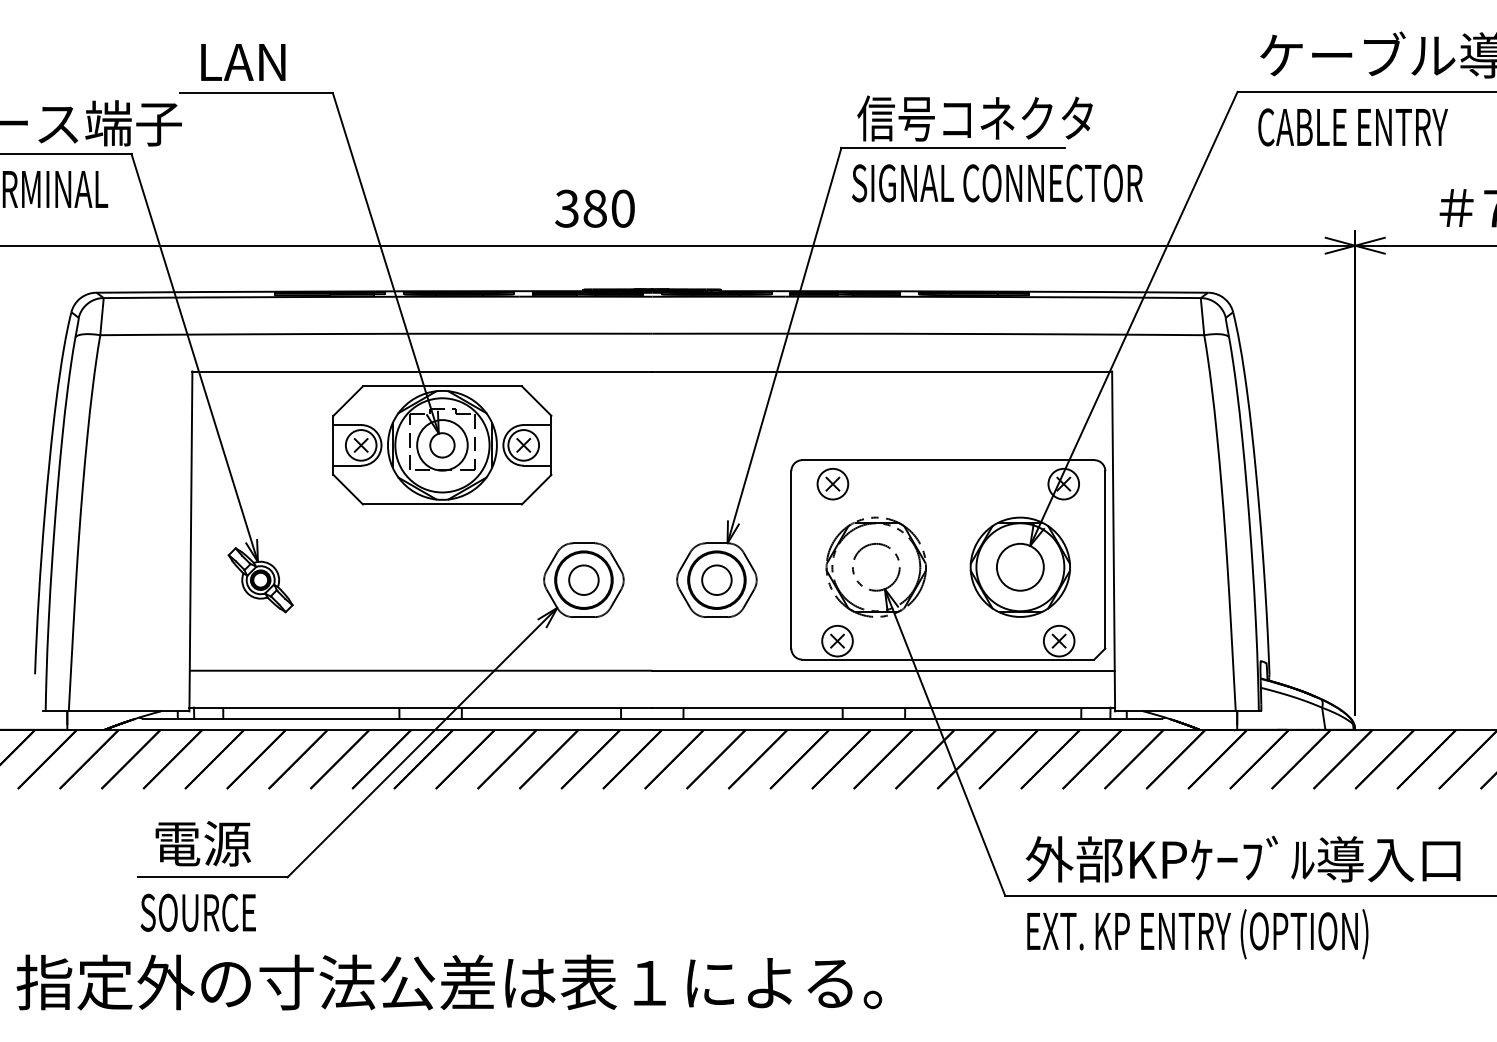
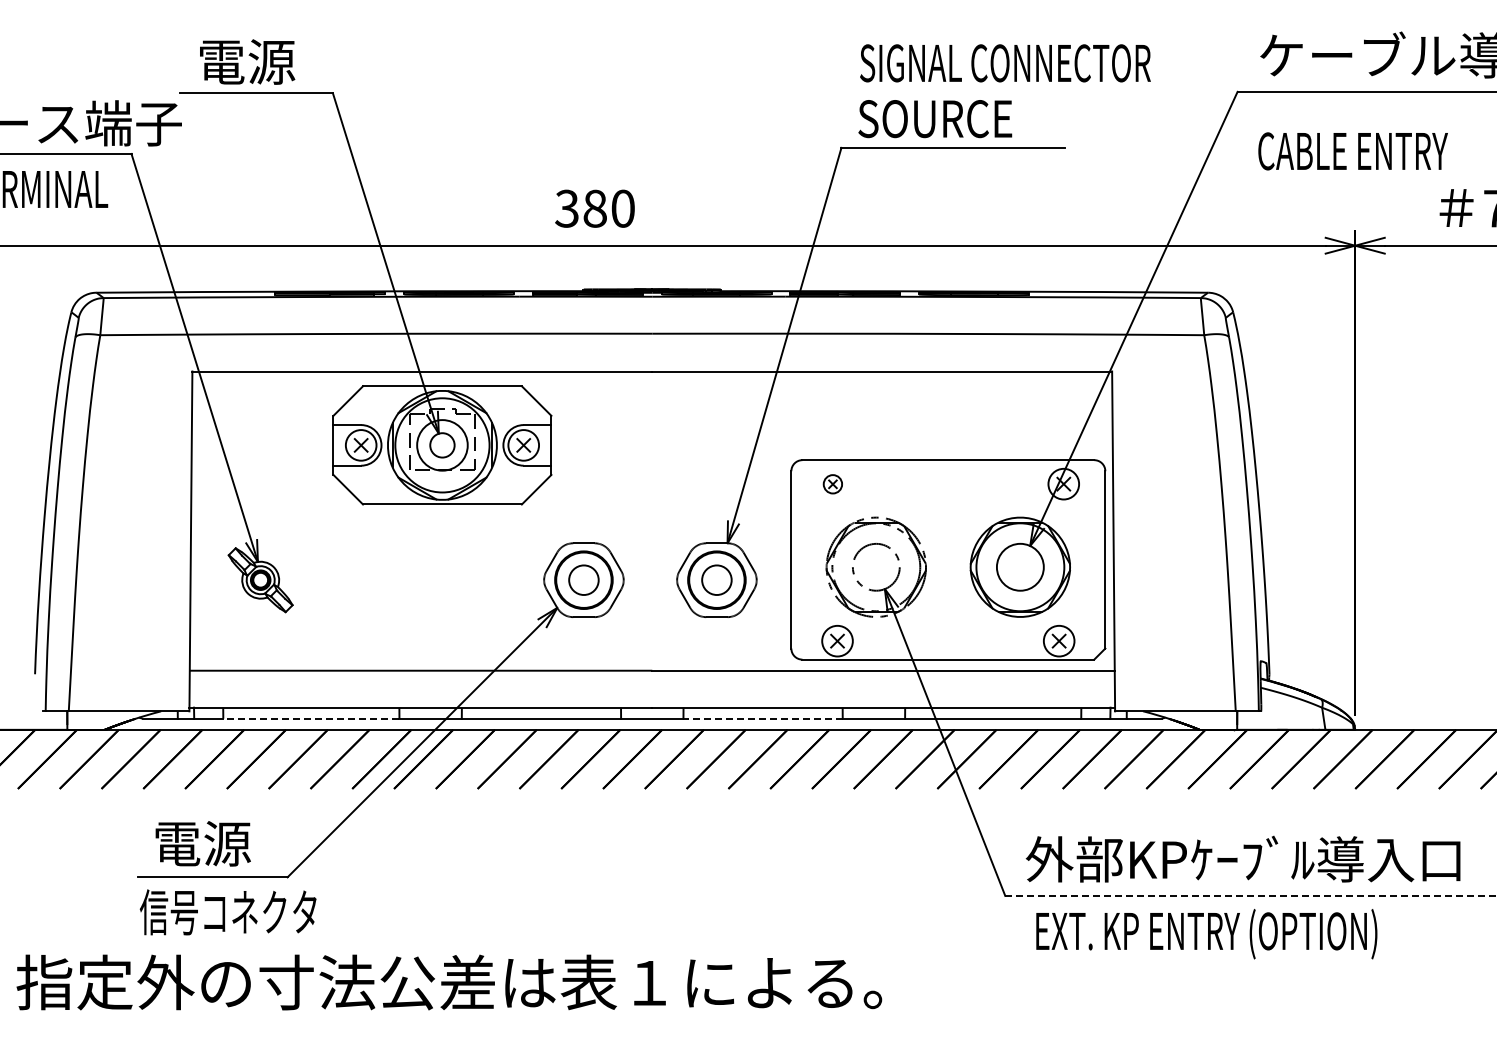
text: LAN -> 電源 (247, 61)
text: 信号コネクタ -> SOURCE (974, 118)
text position: (1352, 127) -> (1352, 151) (1352, 151)
text position: (997, 183) -> (1005, 63) (1005, 63)
part size: 34x33 px -> 21x21 px (832, 484)
line: solid -> dashed (310, 718)
line: solid -> dashed (763, 718)
line: solid -> dashed (1251, 895)
text: SOURCE -> 信号コネクタ (227, 912)
text position: (1197, 934) -> (1206, 934) (1206, 934)
